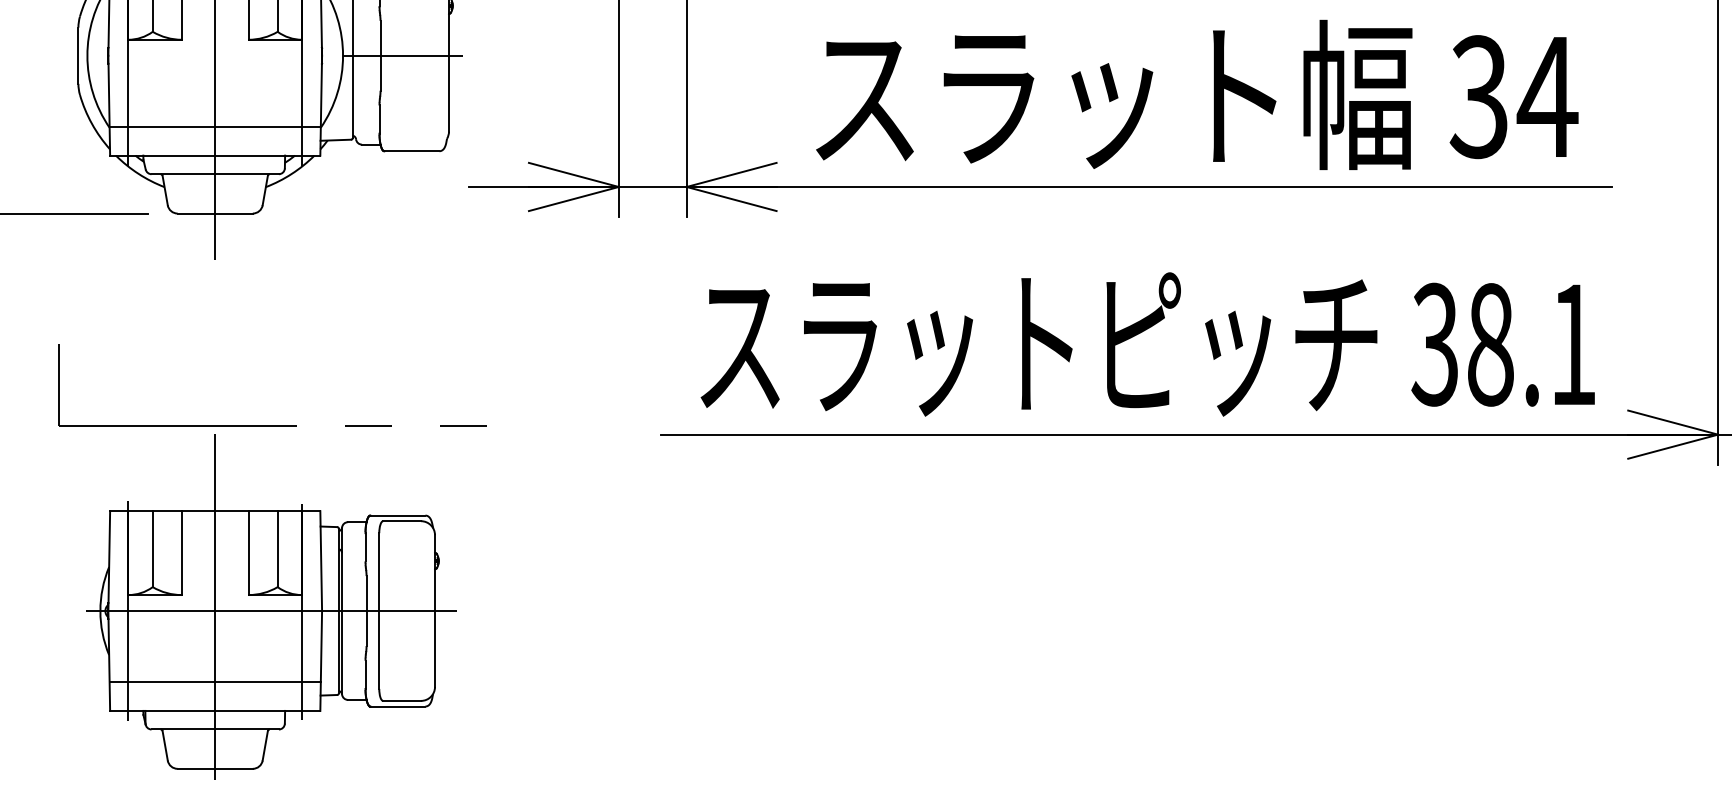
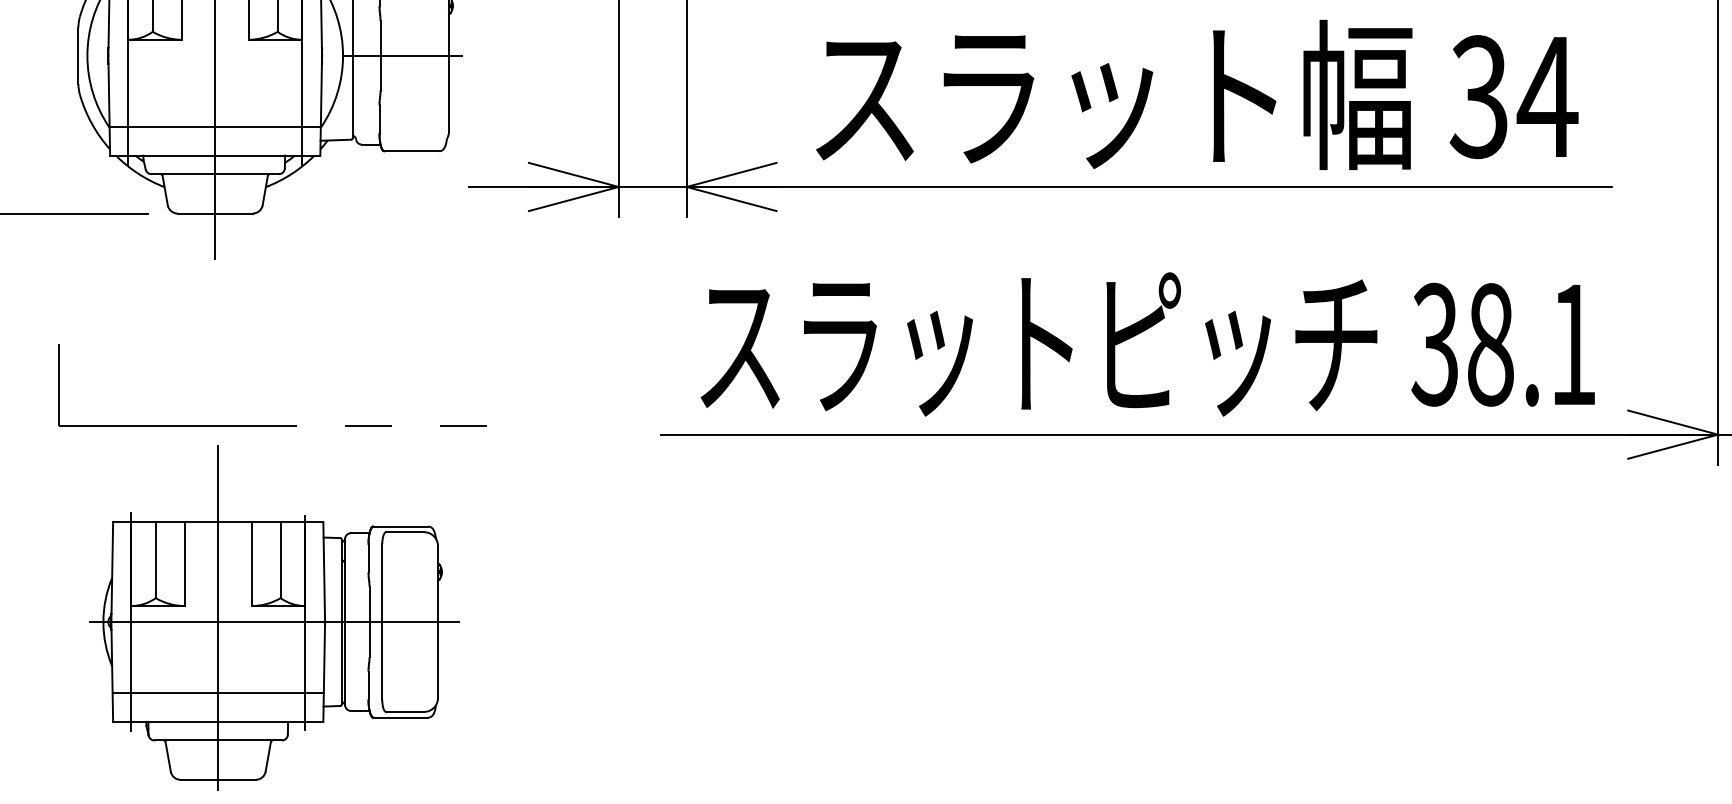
part position: (271, 606) -> (274, 617) (274, 617)
